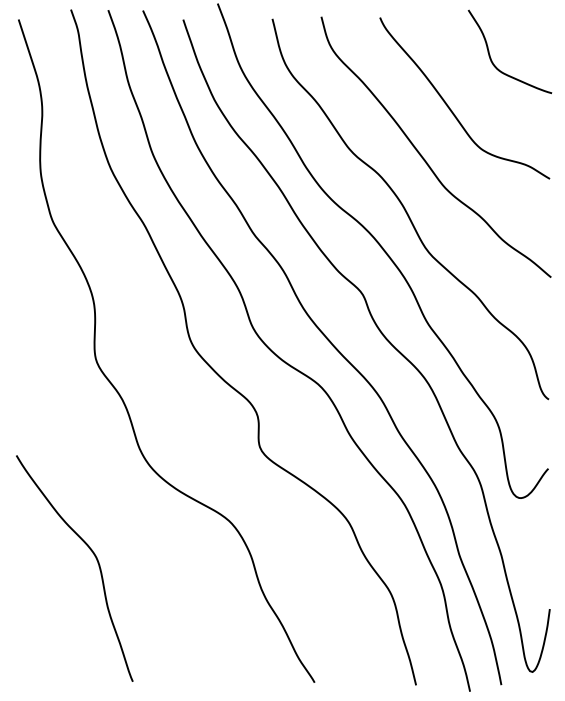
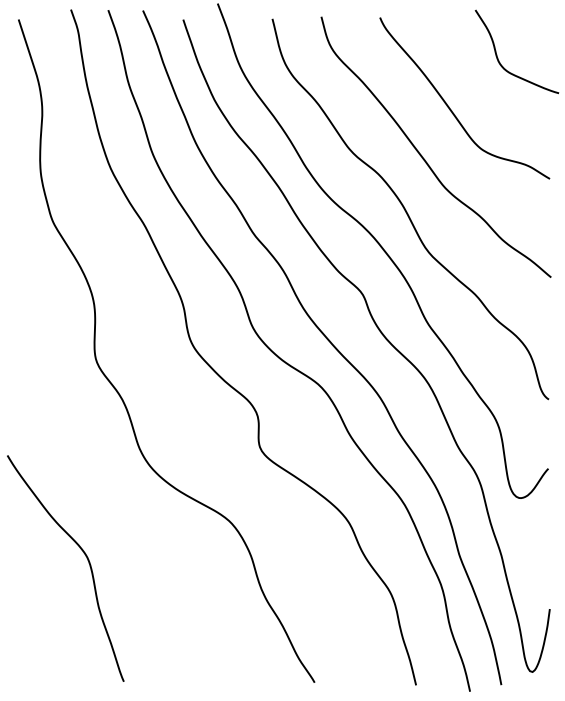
curve position: (490, 54) -> (497, 54) (497, 54)
curve position: (95, 558) -> (86, 558) (86, 558)
